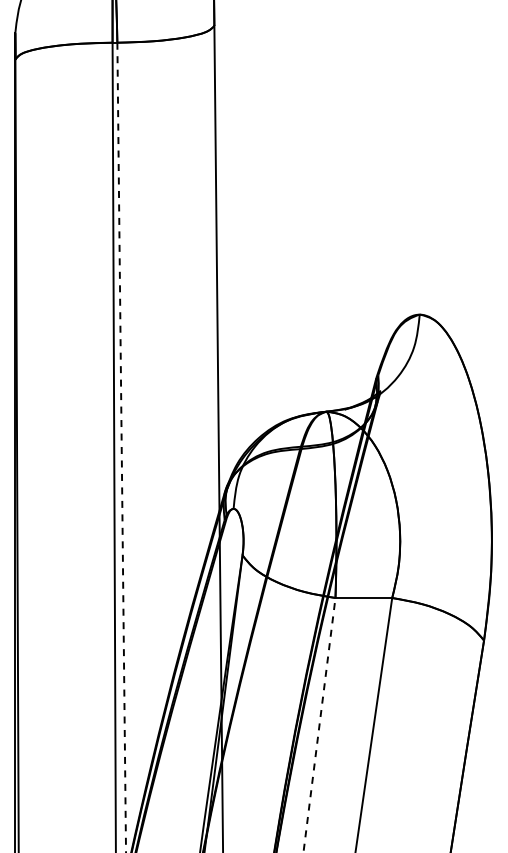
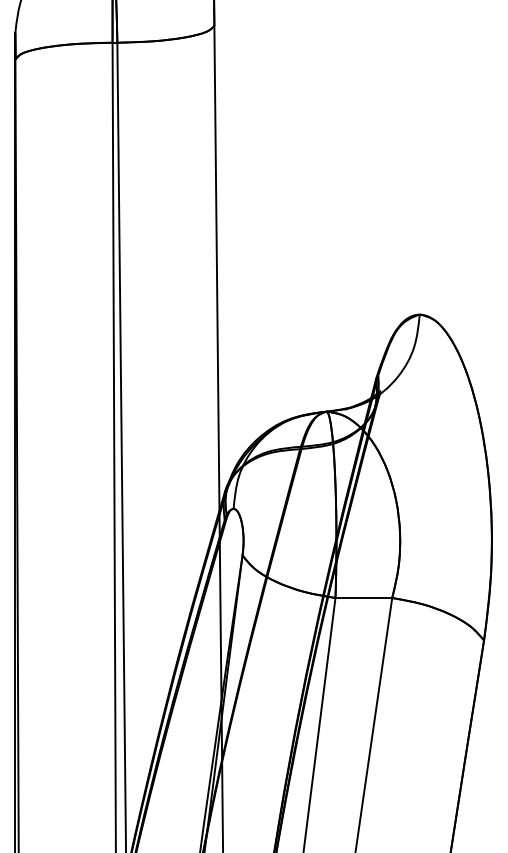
line: dashed -> solid (121, 447)
line: dashed -> solid (319, 724)
